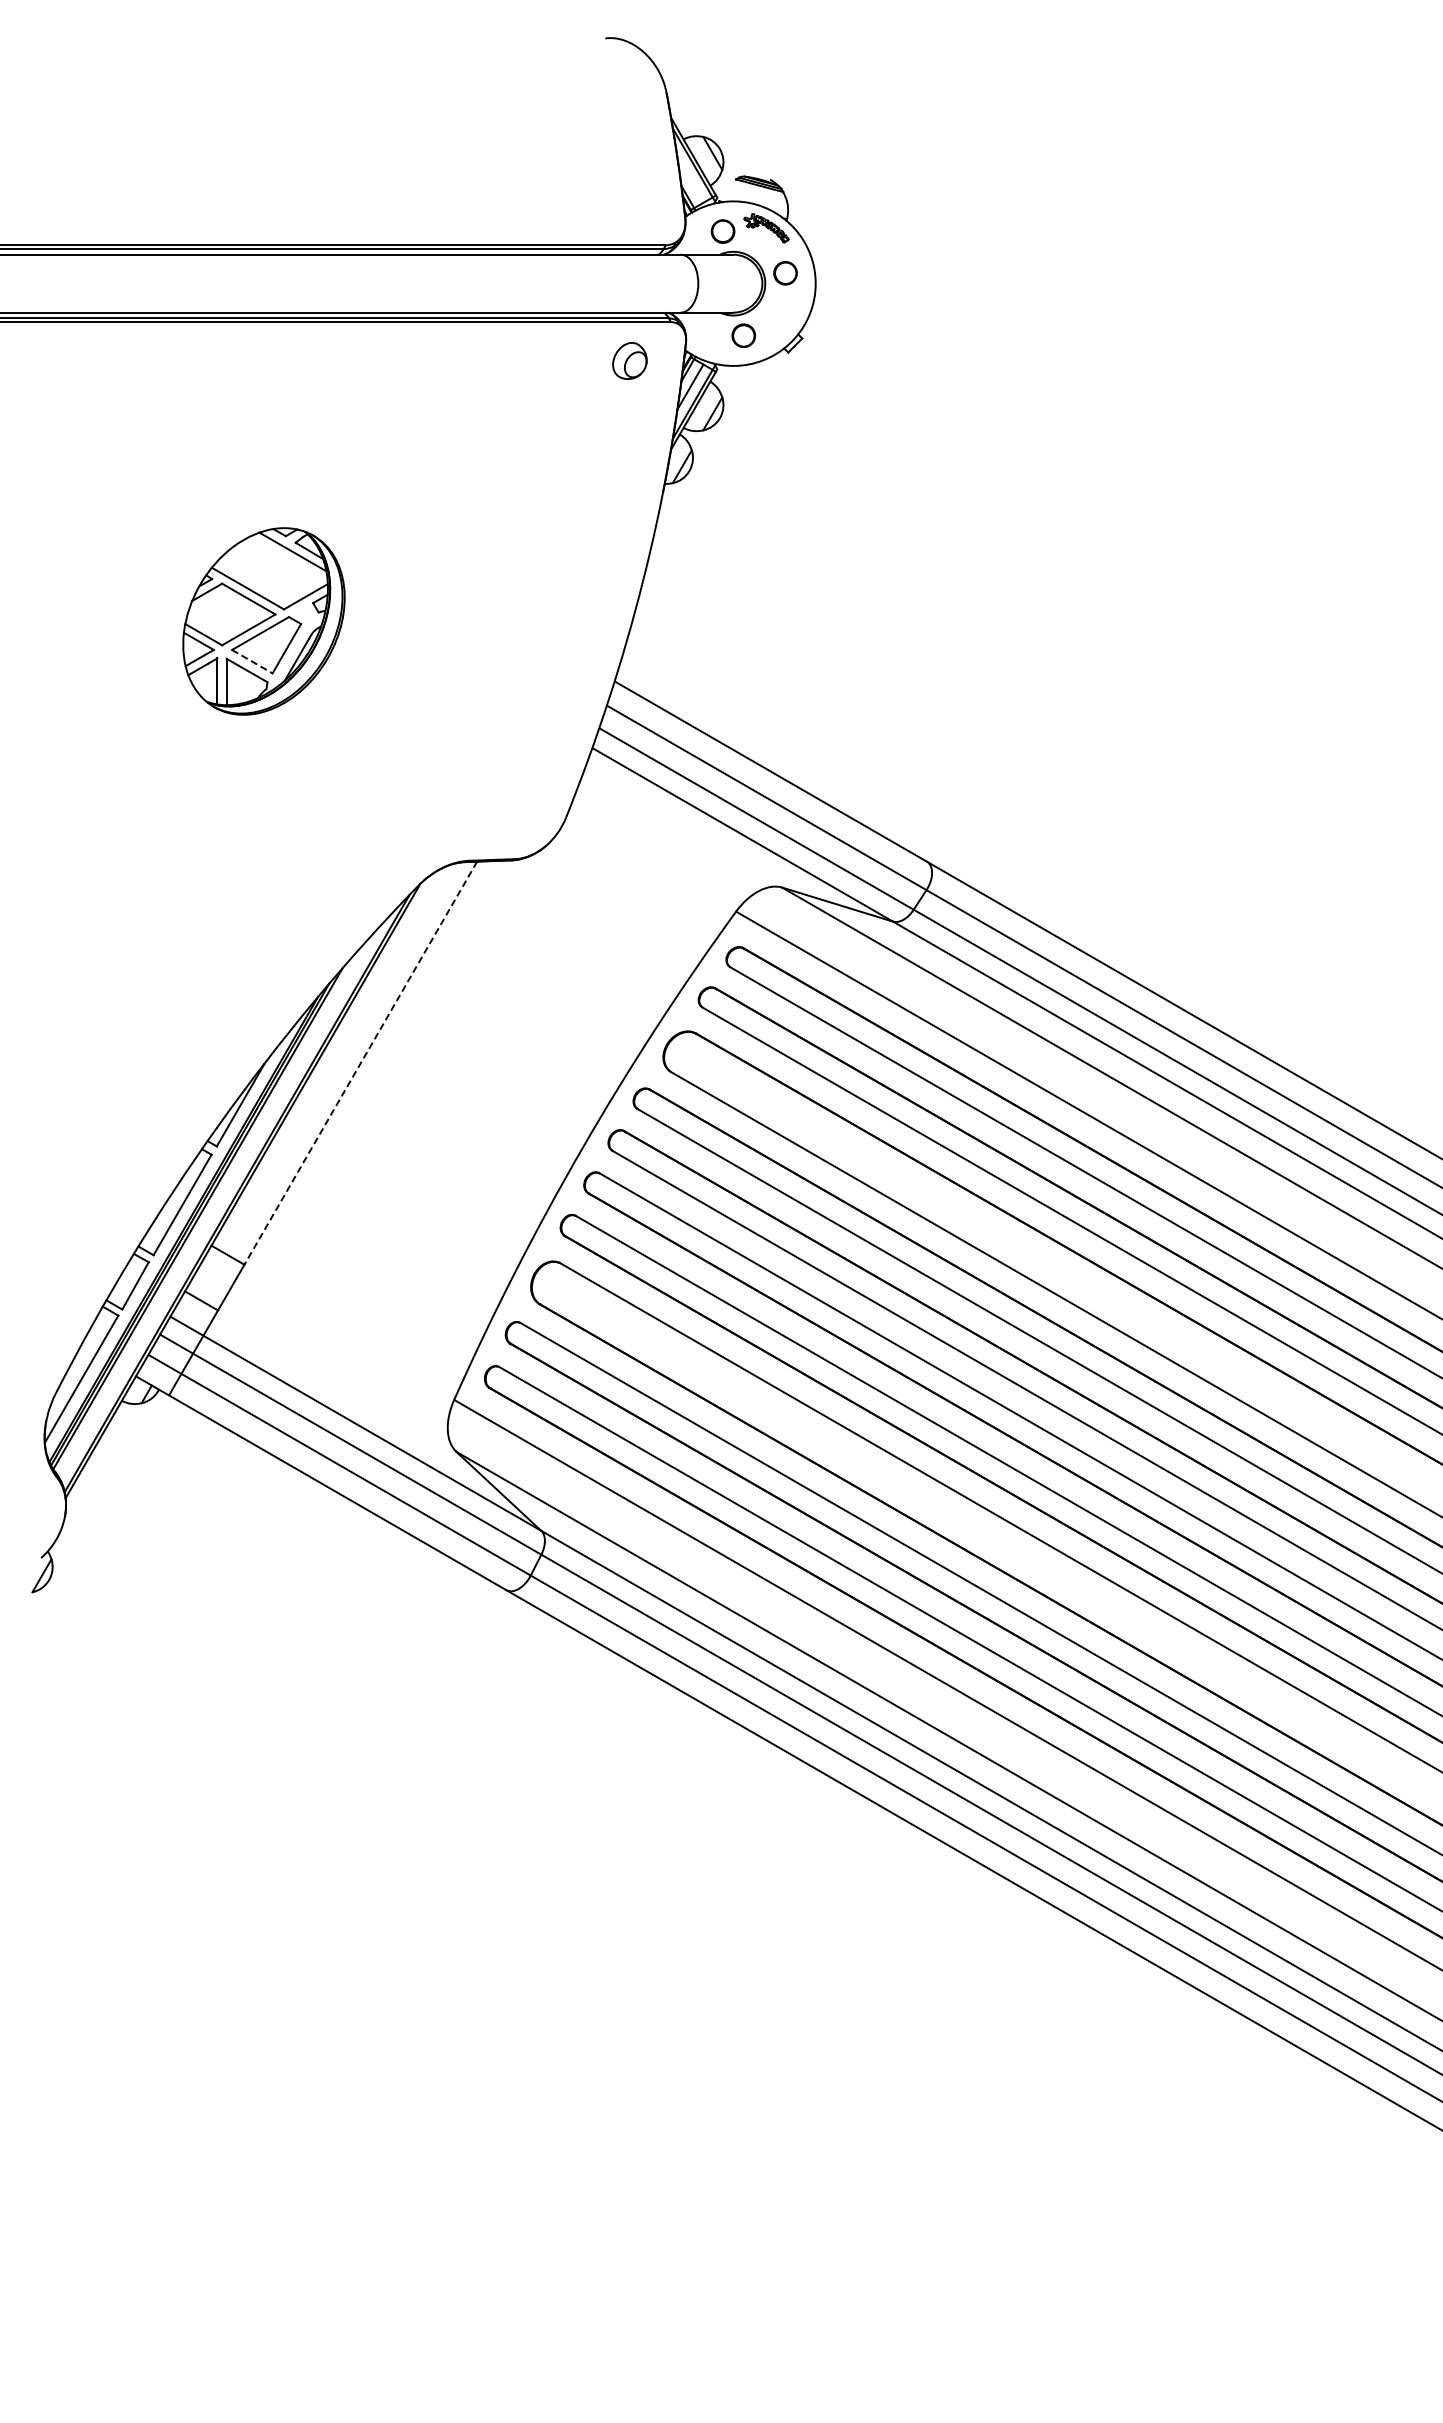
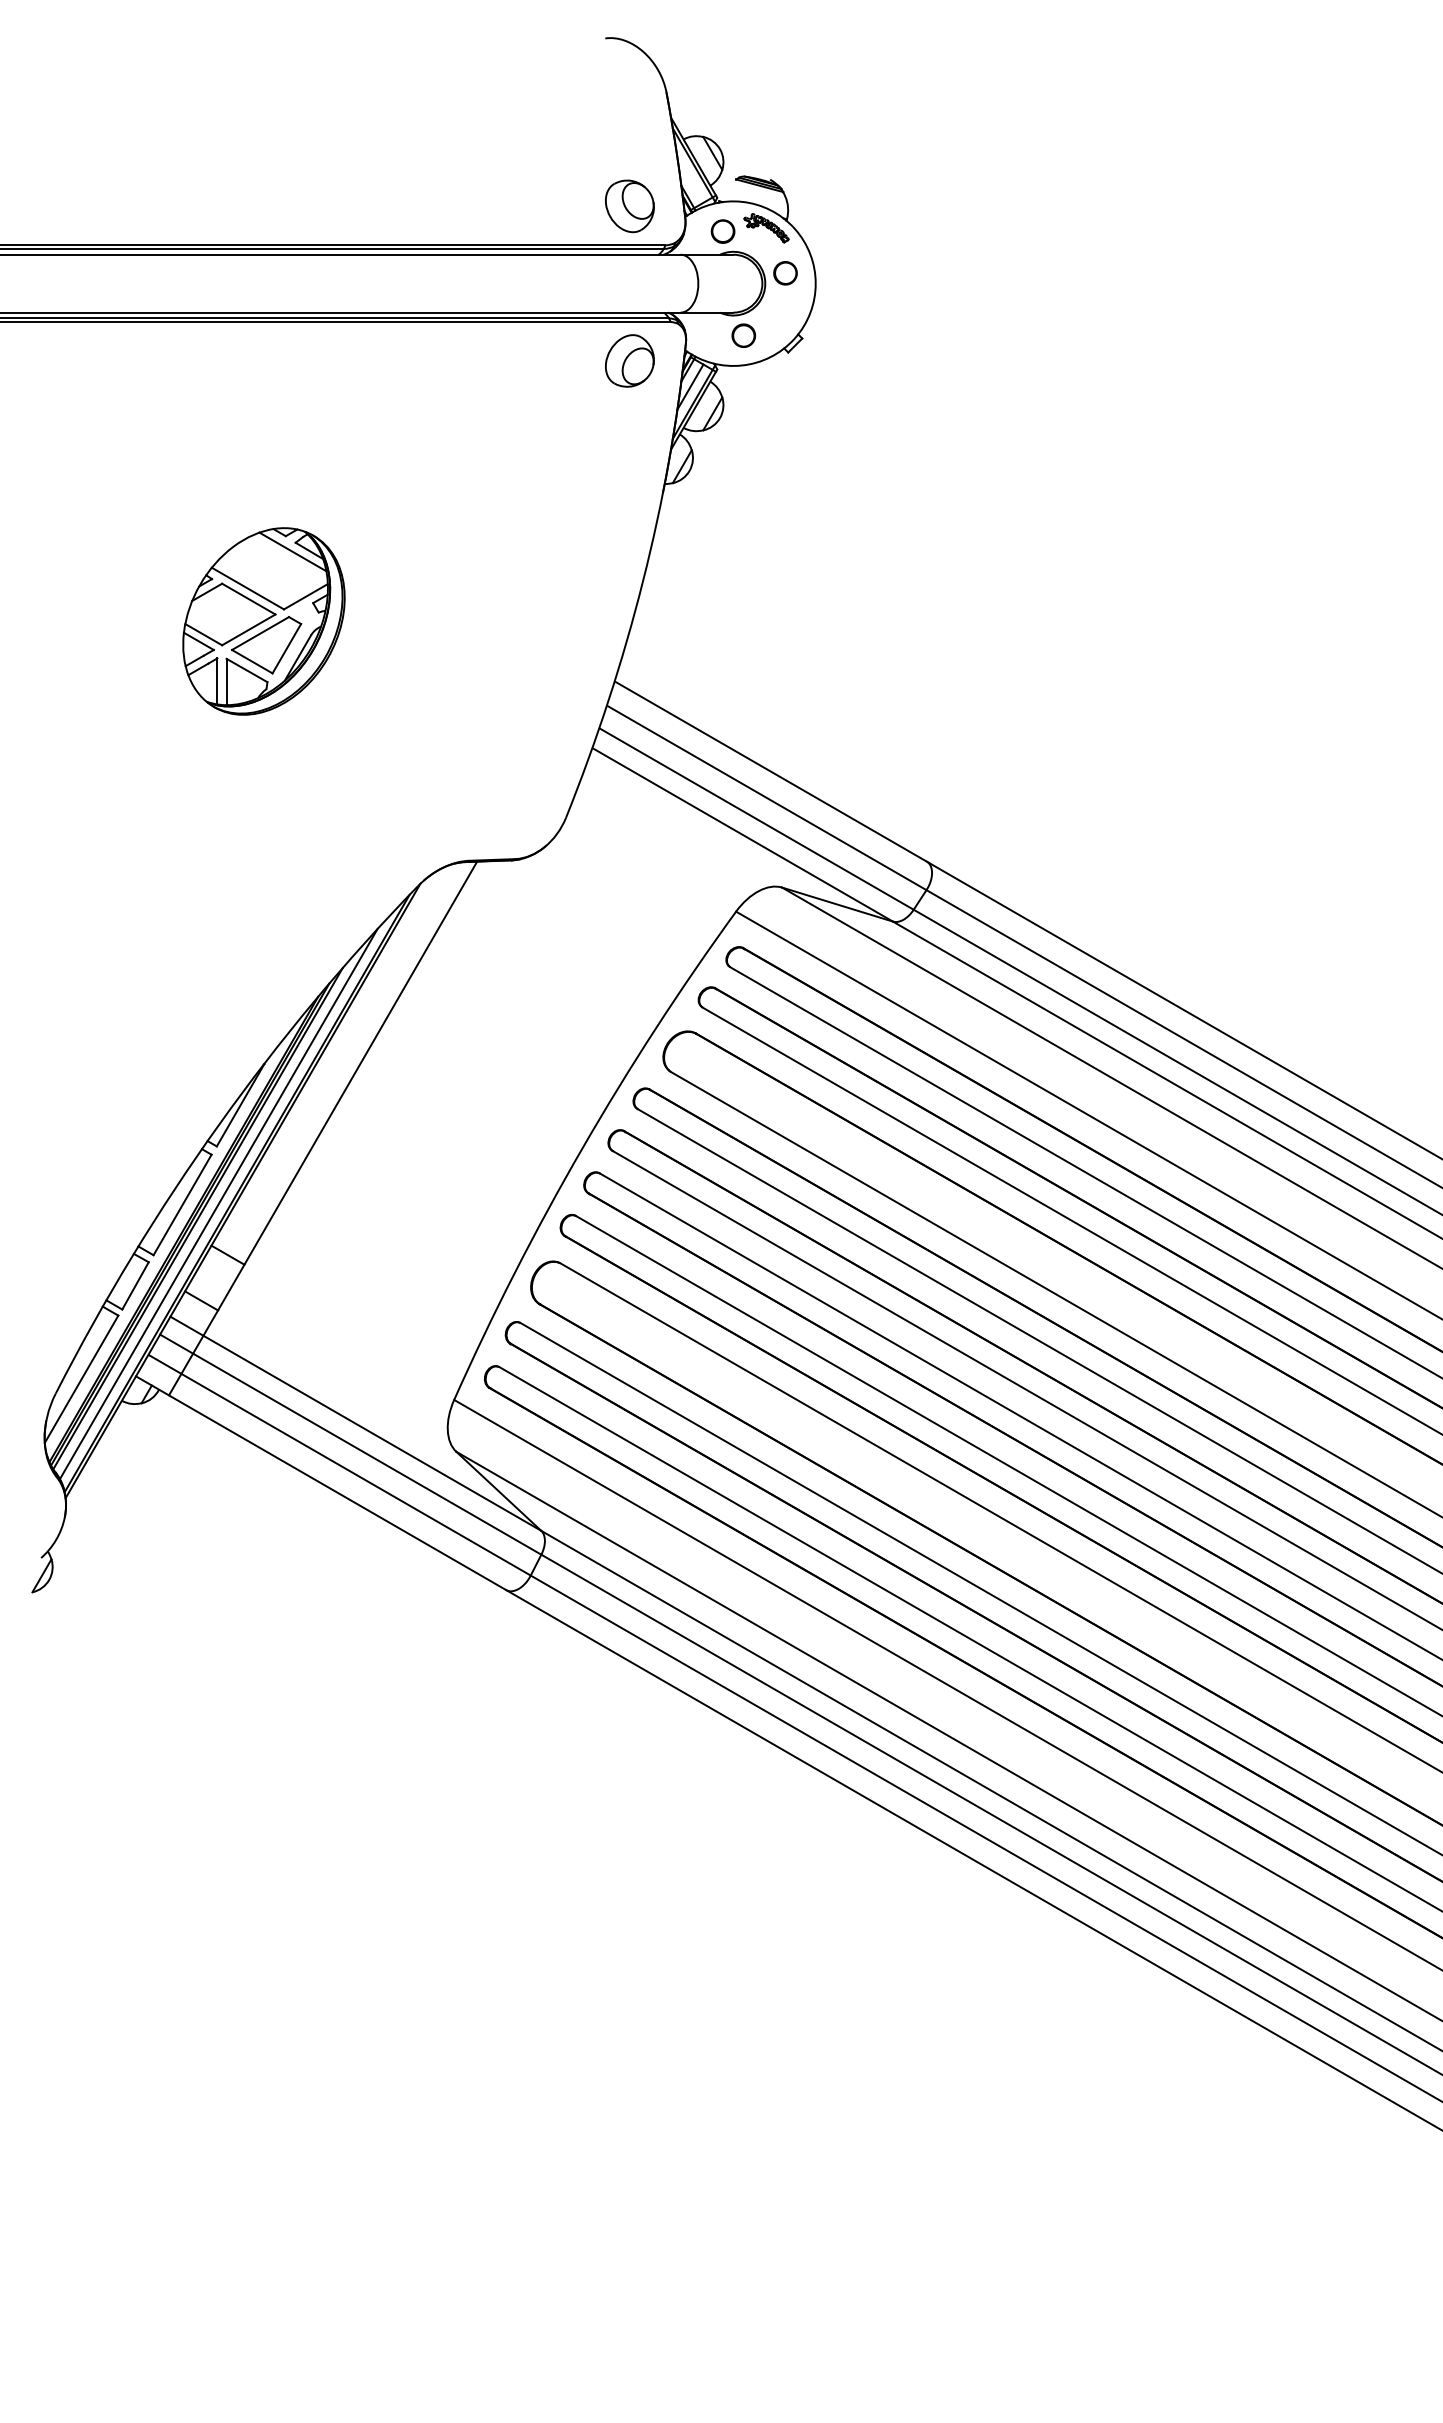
part: none -> present (629, 206)
part size: 36x38 px -> 50x54 px (629, 360)
line: dashed -> solid (252, 661)
line: dashed -> solid (360, 1063)
line: none -> present (218, 1203)
